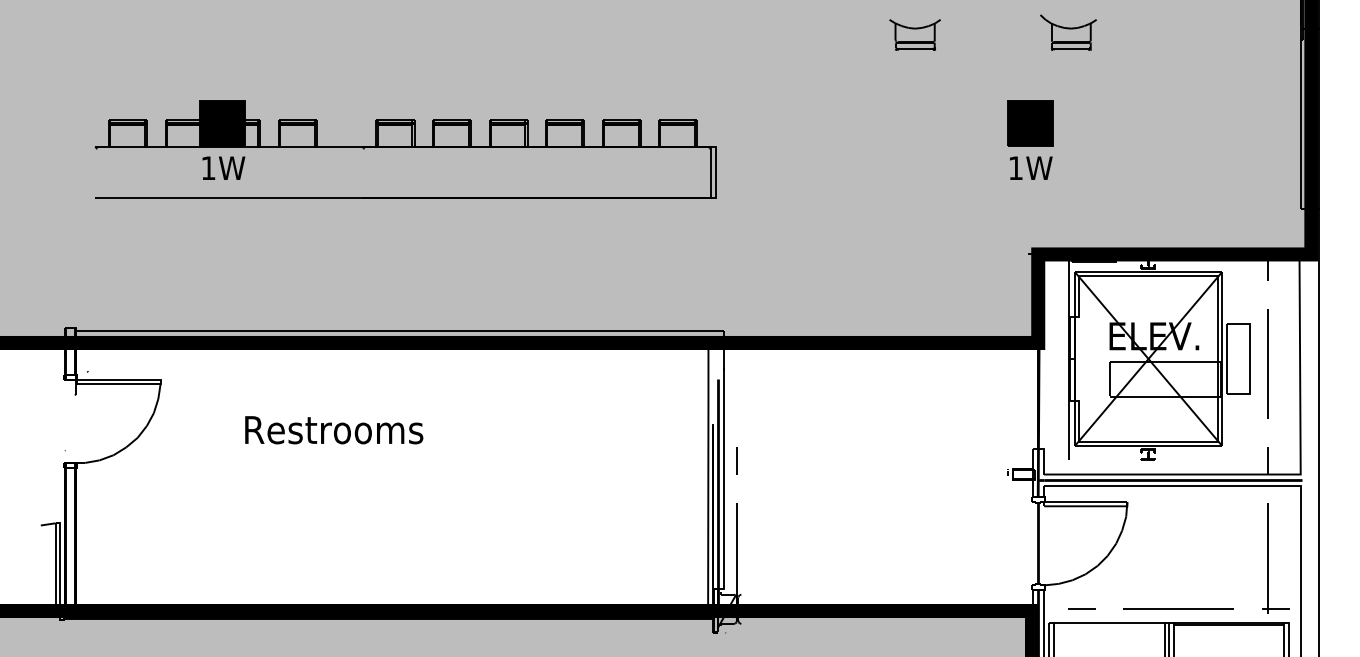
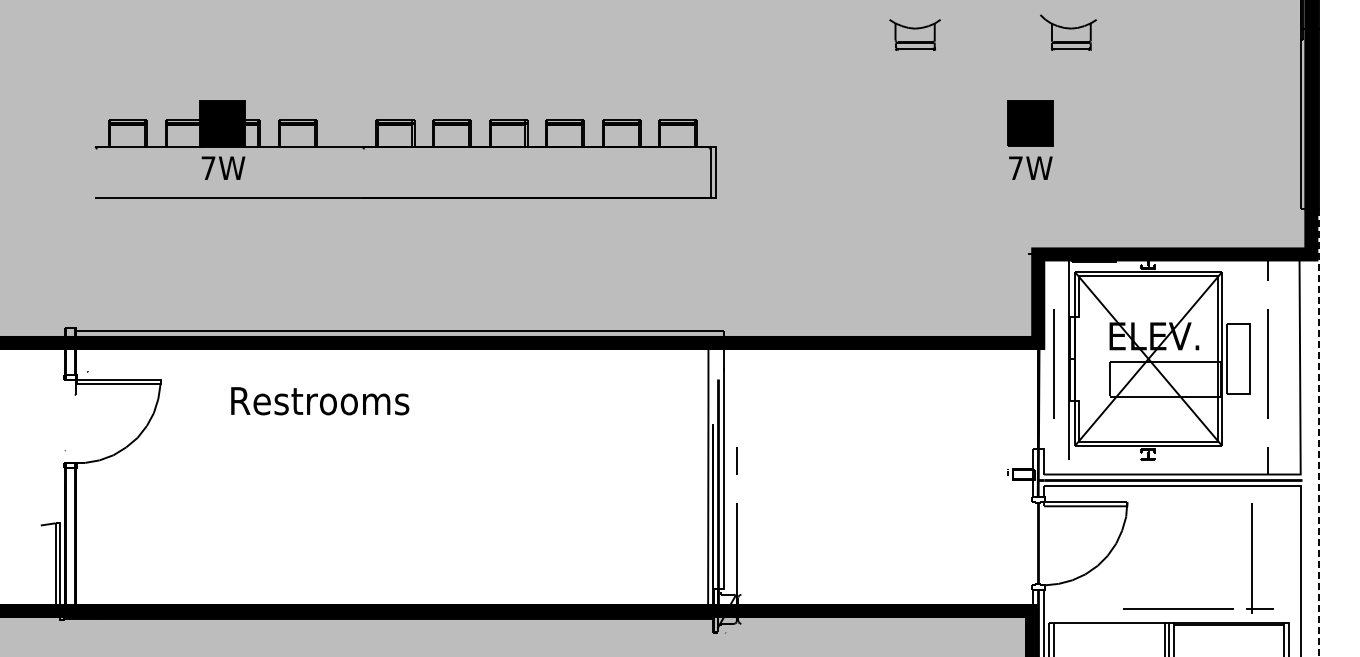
text: 1W -> 7W (208, 167)
text: 1W -> 7W (1015, 167)
line: none -> present (1053, 363)
line: solid -> dashed (1319, 422)
text position: (334, 430) -> (320, 401) (320, 401)
part position: (1268, 558) -> (1252, 558) (1252, 558)
line: present -> none (1081, 608)
